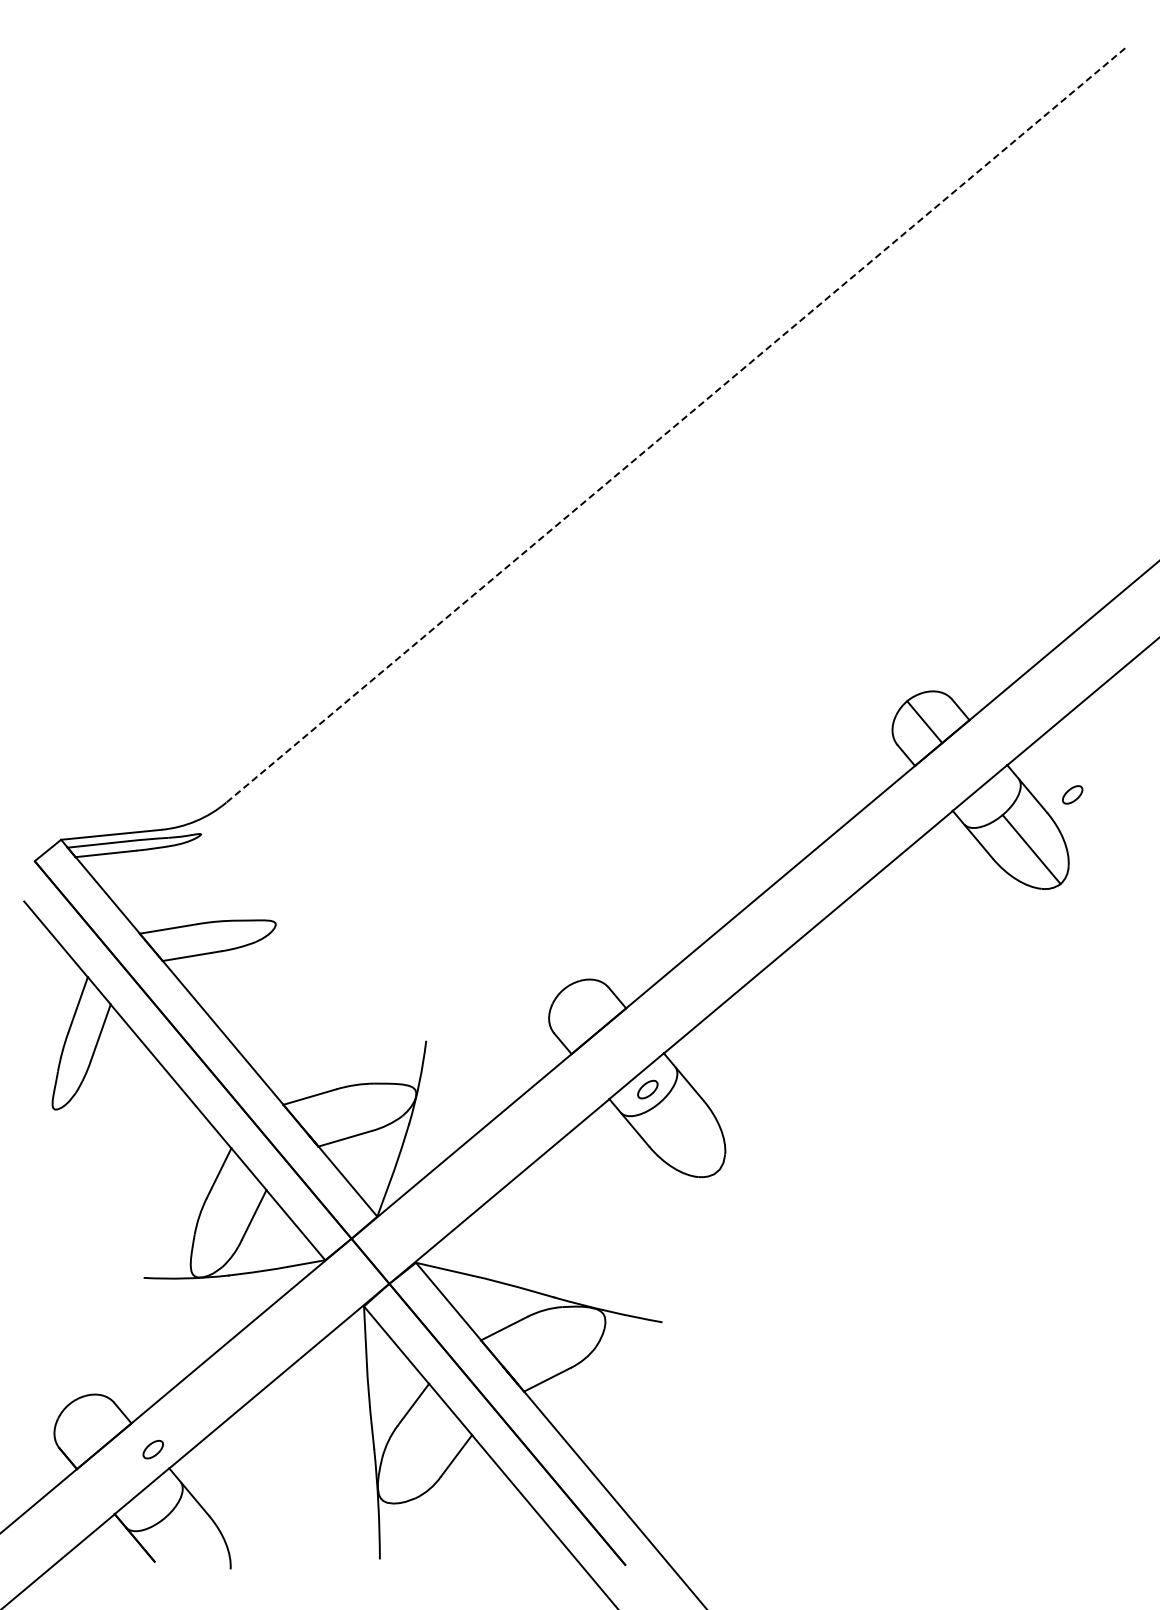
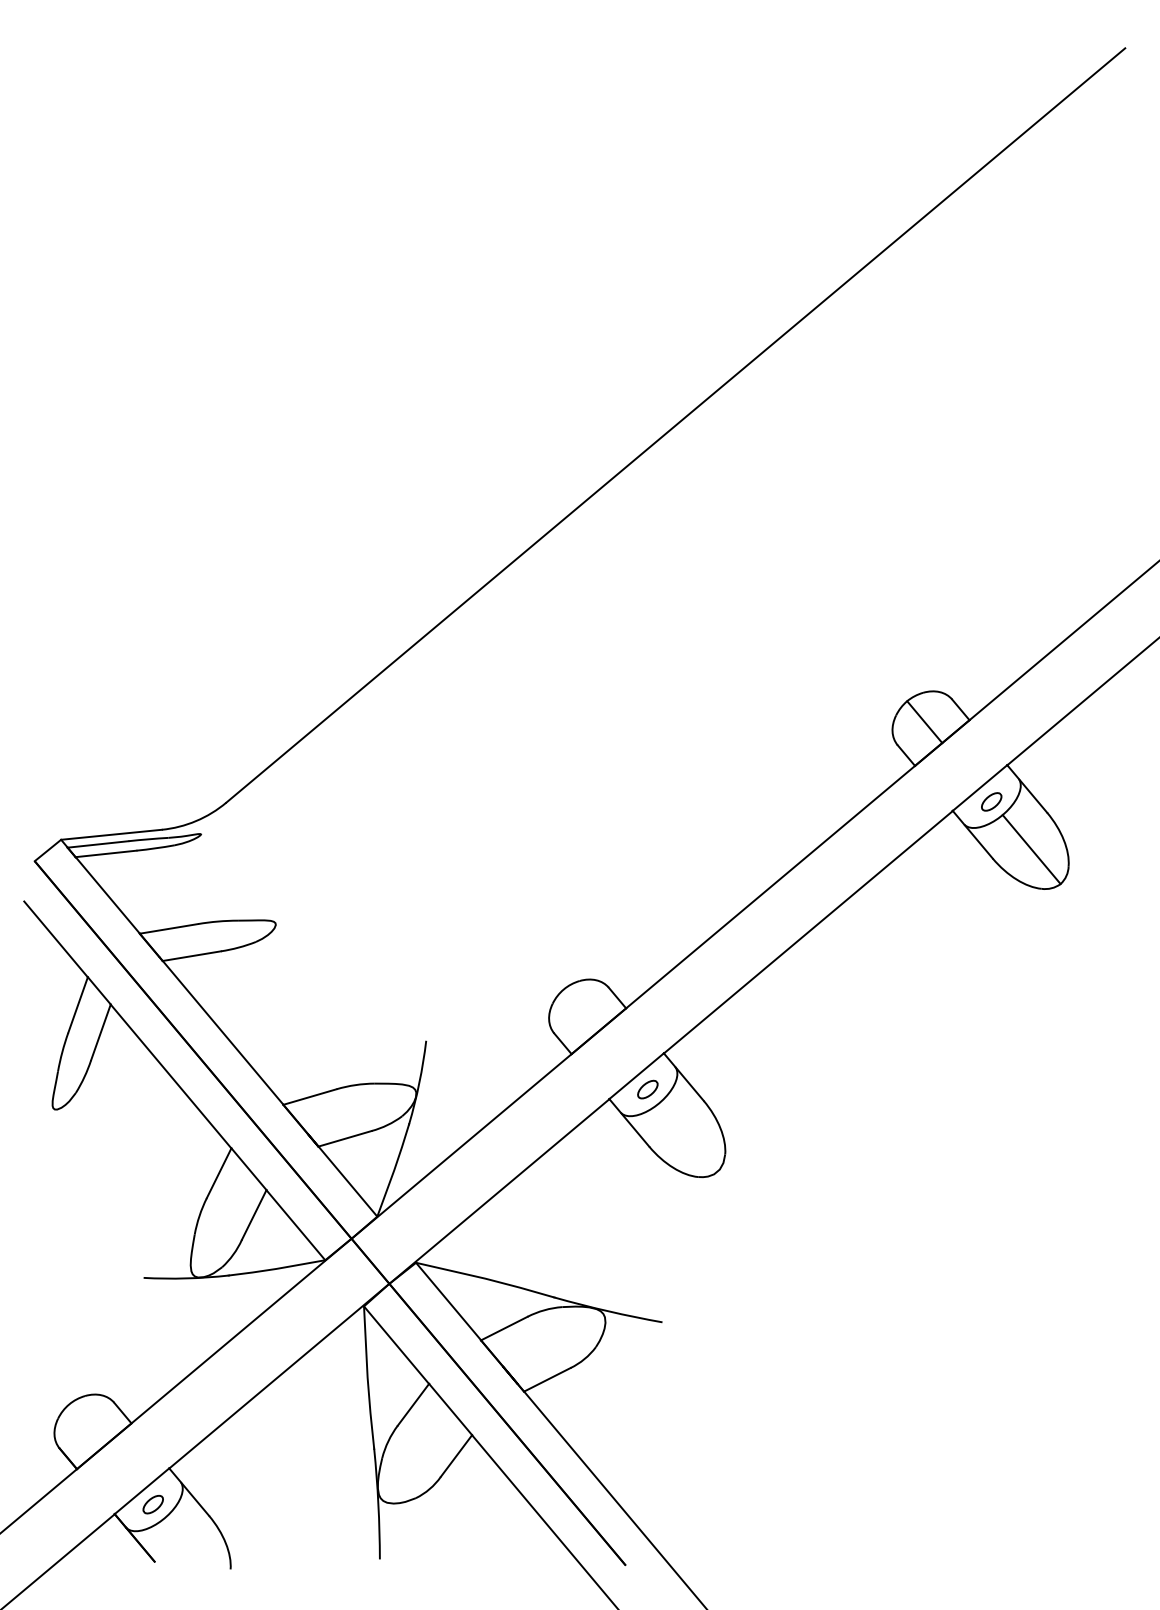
line: dashed -> solid (675, 425)
part position: (1072, 794) -> (991, 801) (991, 801)
part position: (152, 1449) -> (152, 1504) (152, 1504)
